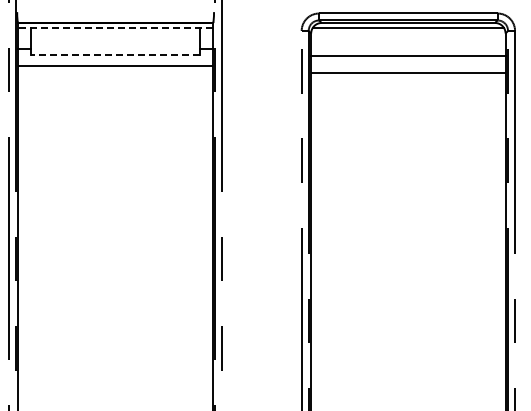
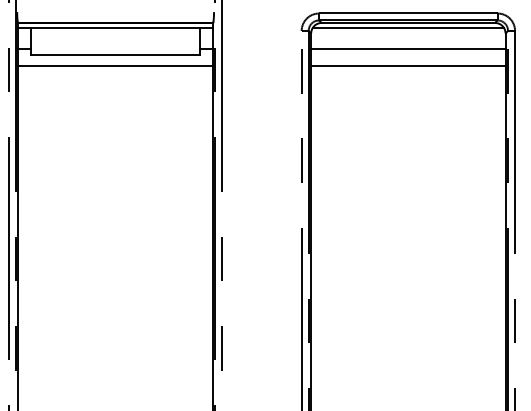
line: dashed -> solid (115, 28)
line: dashed -> solid (115, 54)
line position: (408, 56) -> (408, 49) (408, 49)
line position: (408, 73) -> (408, 66) (408, 66)
